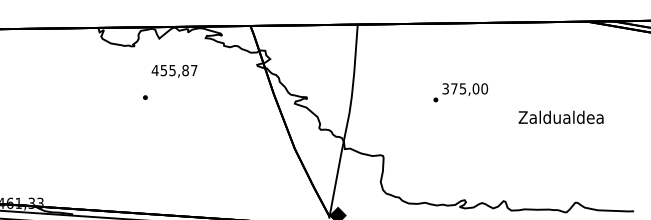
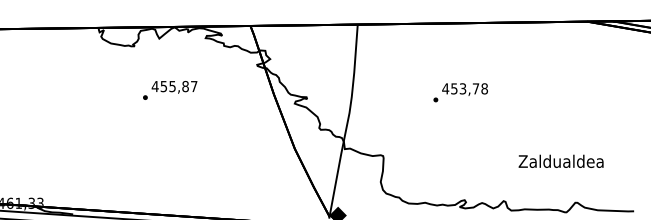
text position: (174, 71) -> (174, 87) (174, 87)
text: 375,00 -> 453,78 (465, 88)
text position: (560, 116) -> (560, 160) (560, 160)
